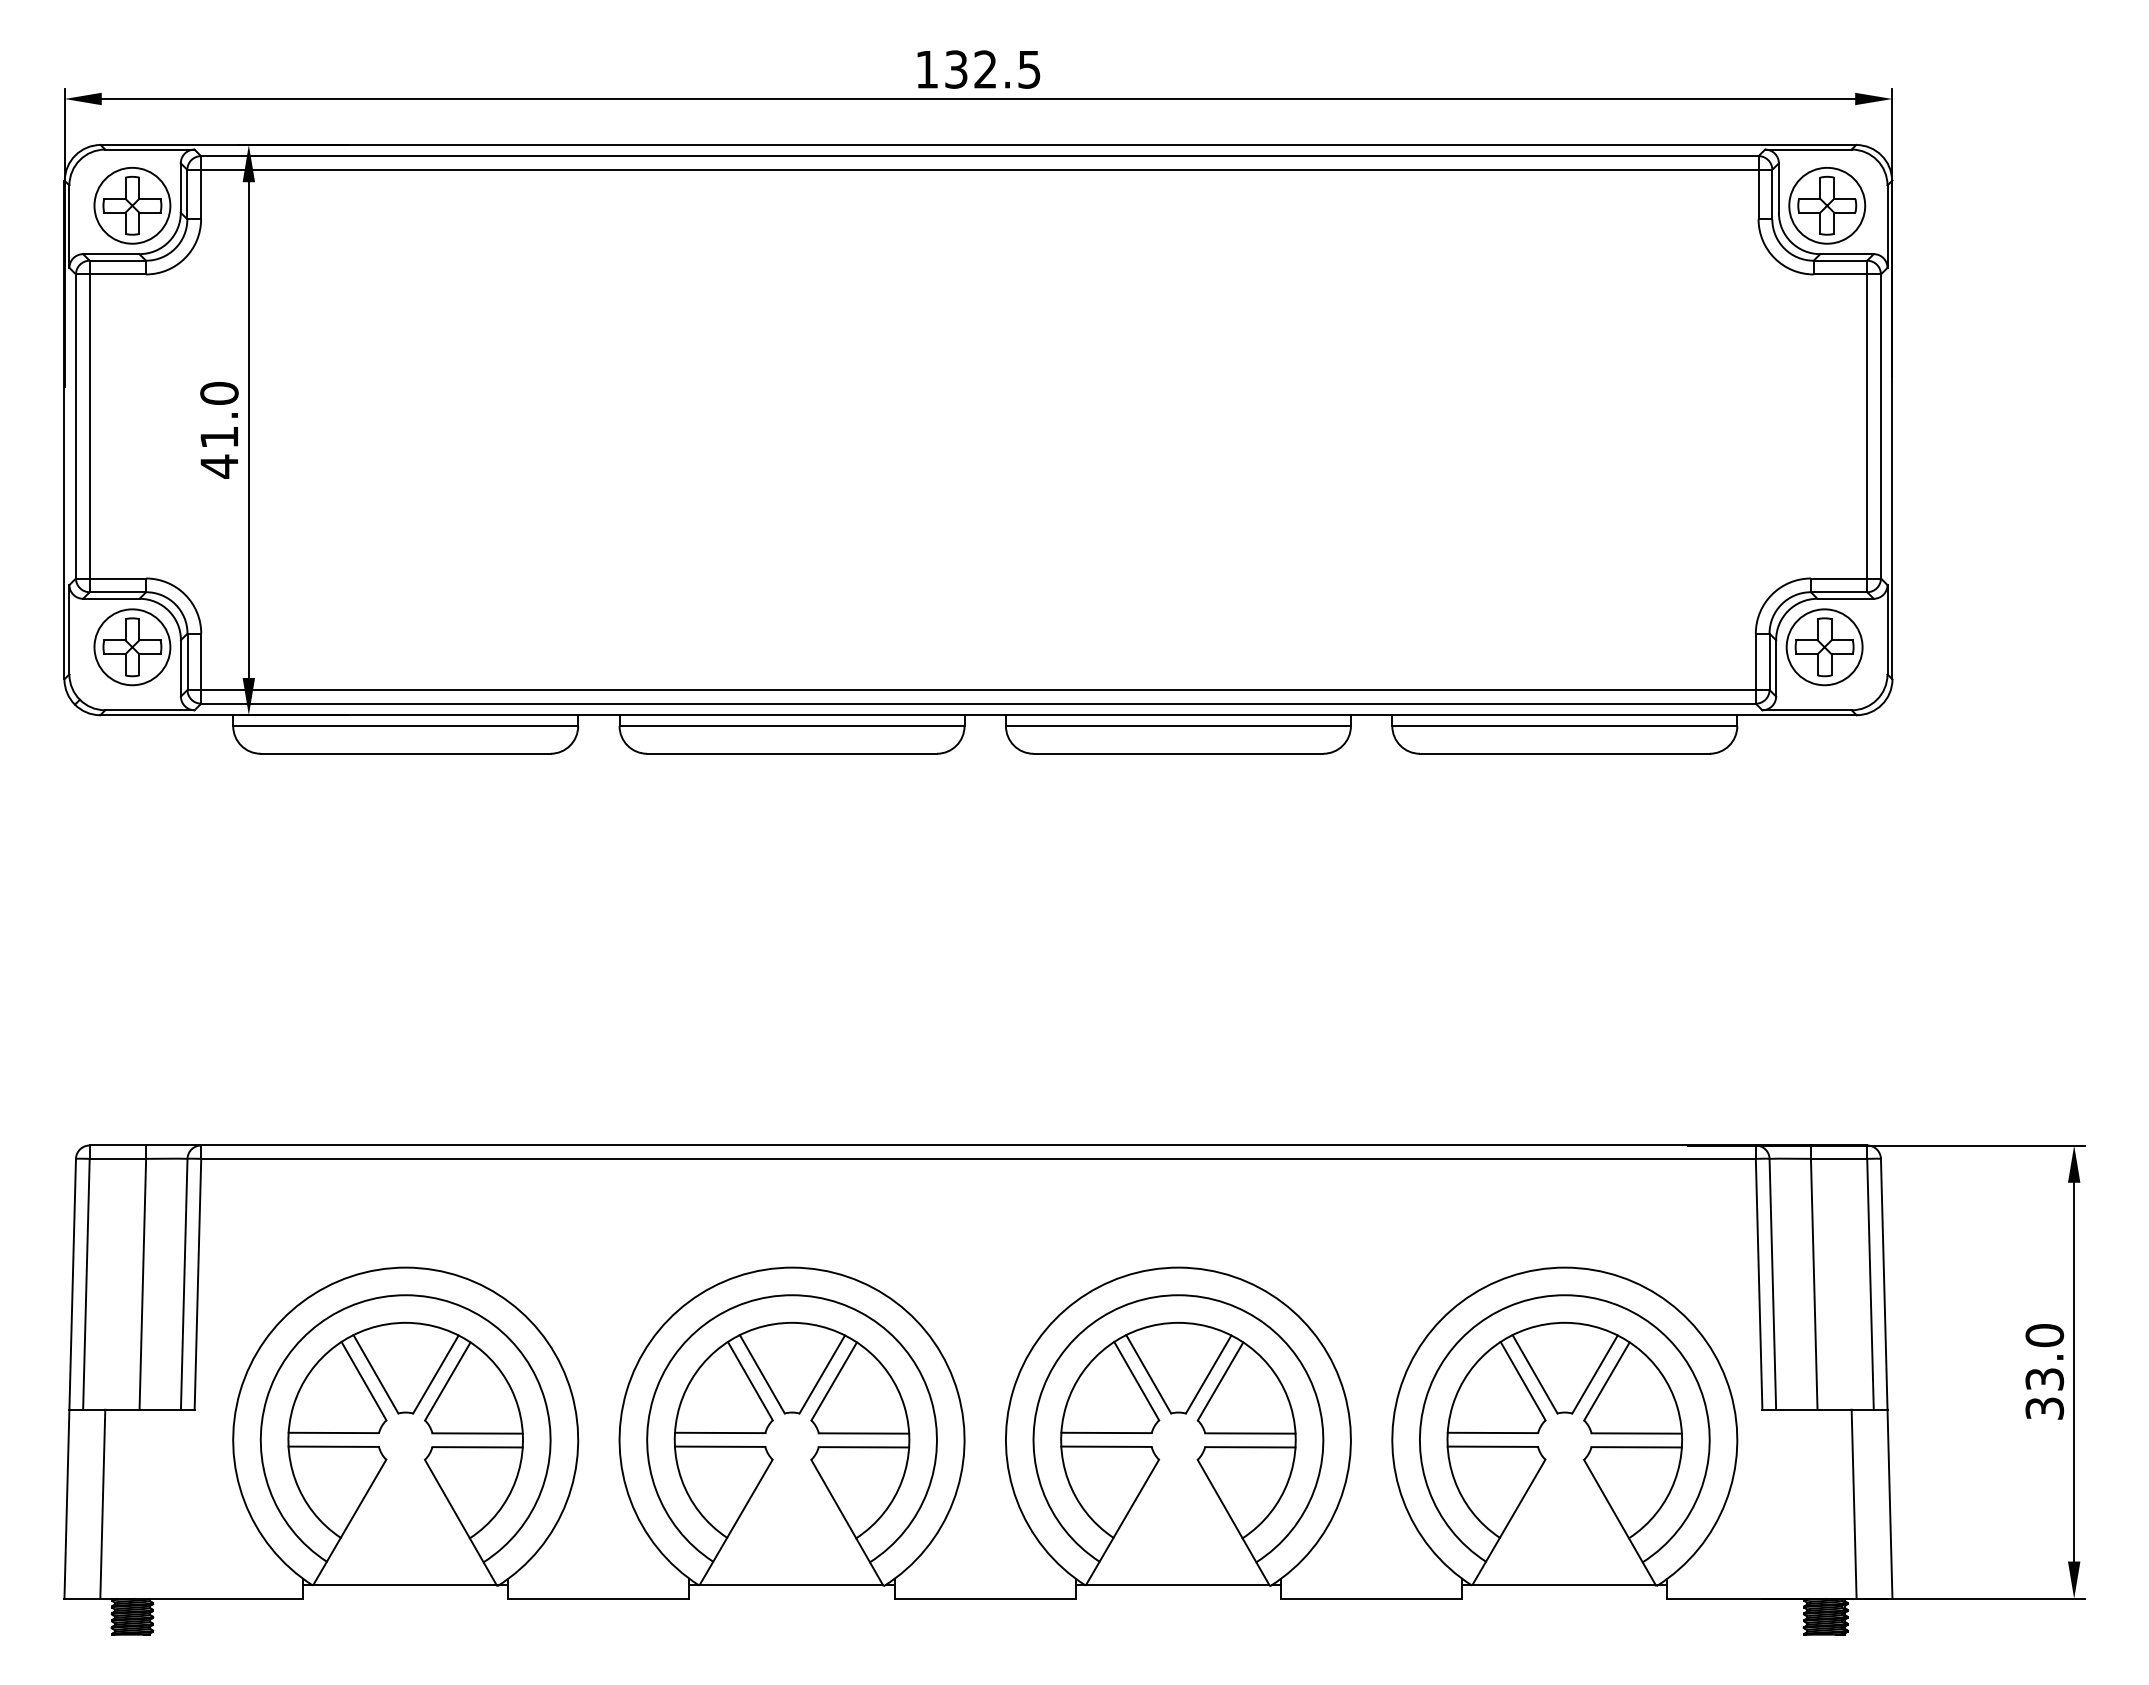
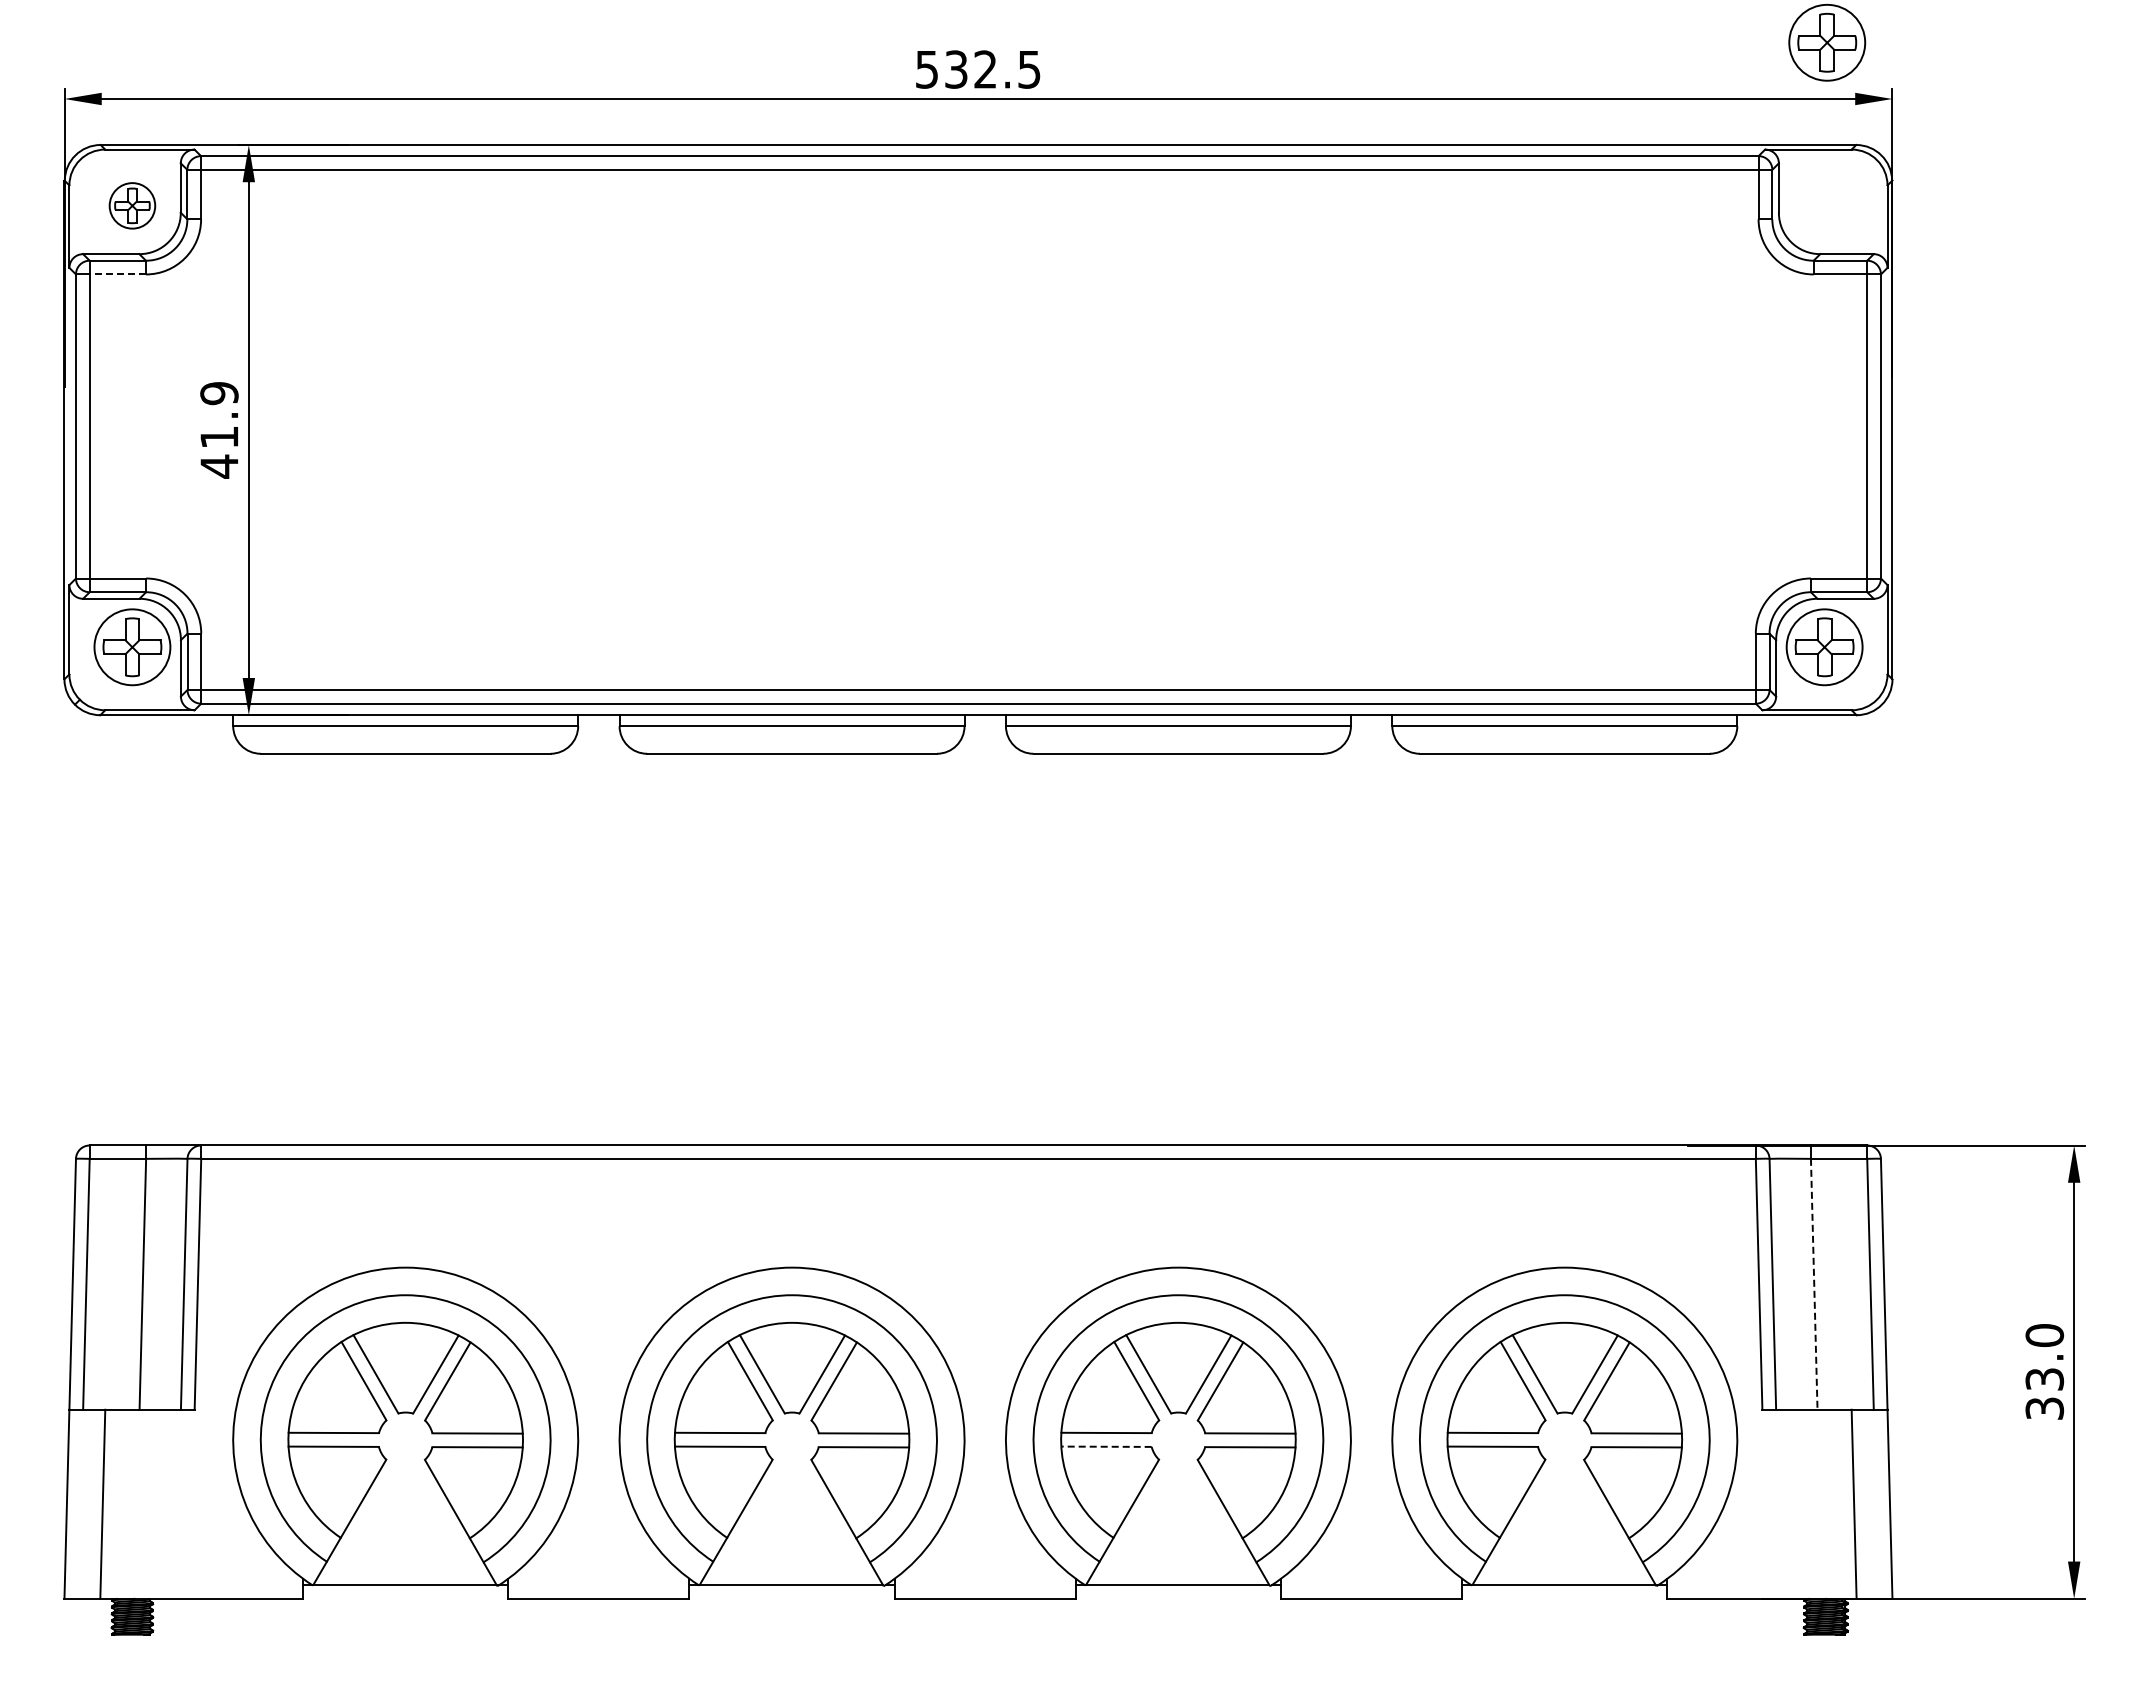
text: 132.5 -> 532.5 (926, 69)
part size: 79x78 px -> 49x48 px (132, 205)
part position: (1827, 205) -> (1827, 42) (1827, 42)
line: solid -> dashed (117, 274)
text: 41.0 -> 41.9 (219, 393)
line: solid -> dashed (1814, 1284)
line: solid -> dashed (1106, 1446)
